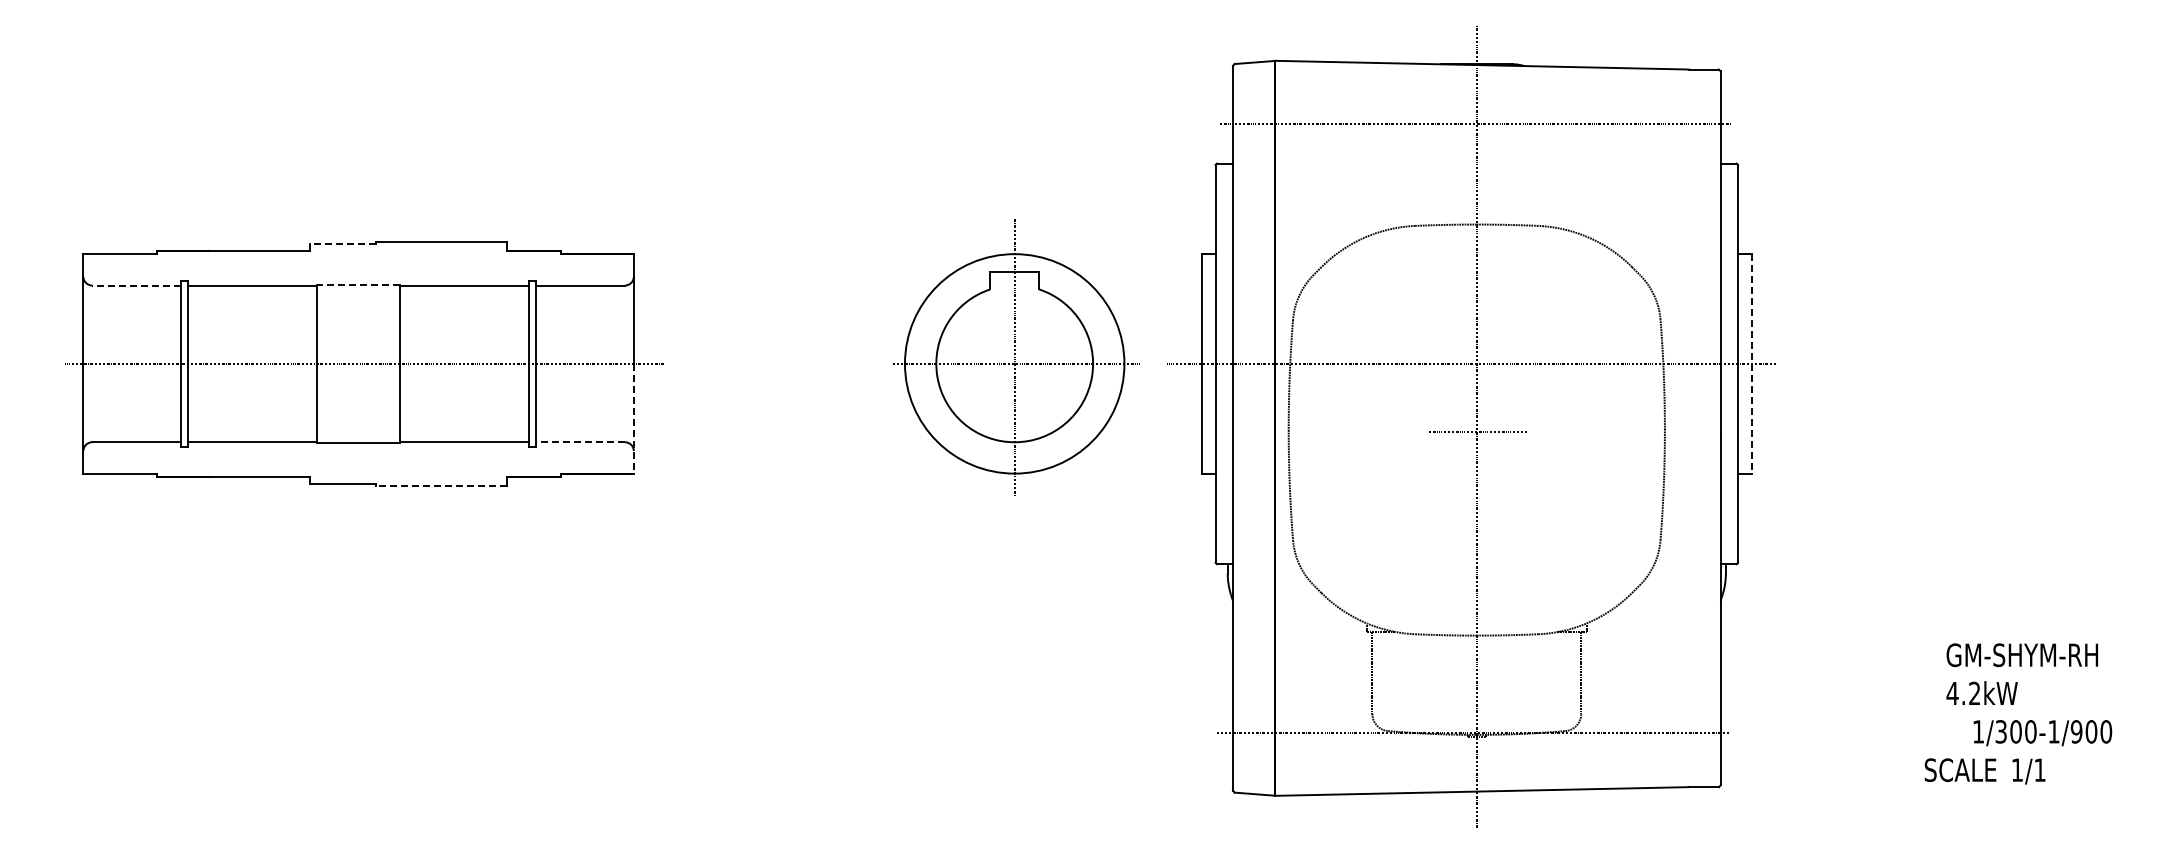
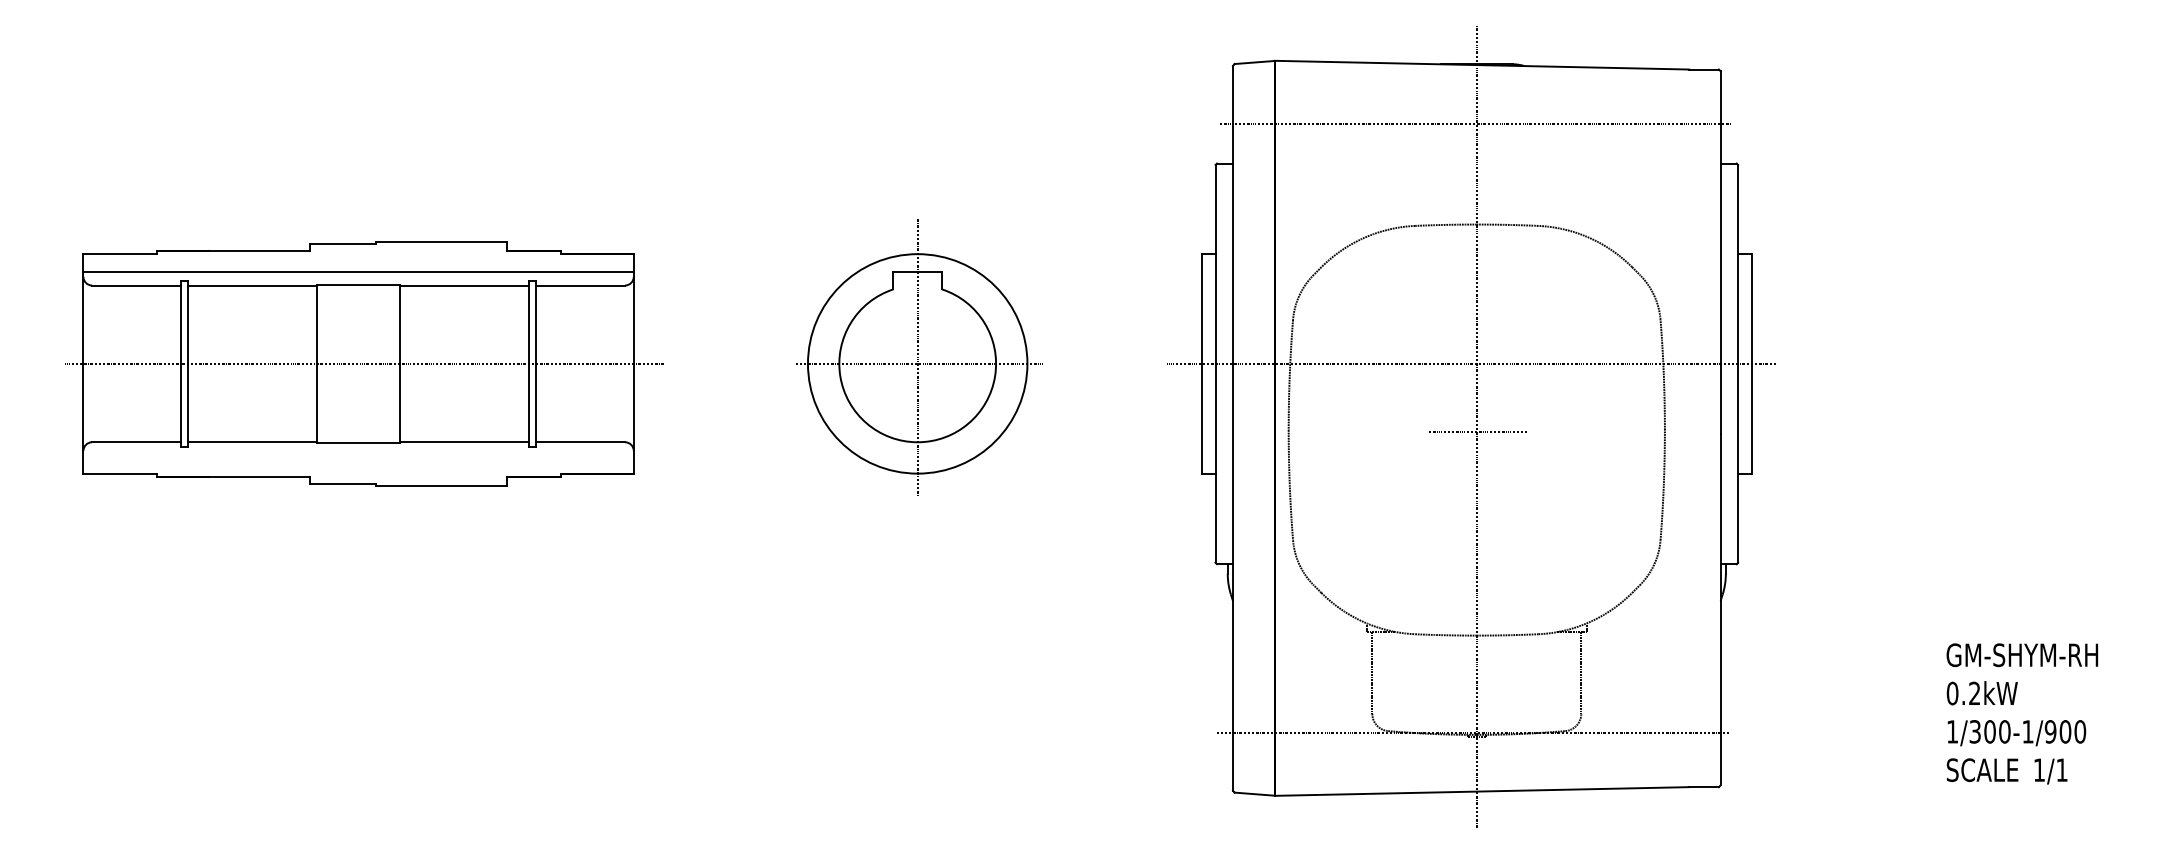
line: dashed -> solid (342, 243)
line: none -> present (358, 272)
line: dashed -> solid (358, 284)
line: dashed -> solid (136, 285)
part position: (1016, 357) -> (919, 357) (919, 357)
line: dashed -> solid (1752, 363)
line: dashed -> solid (633, 418)
line: dashed -> solid (580, 442)
line: dashed -> solid (440, 485)
text: 4.2kW -> 0.2kW (1952, 693)
text position: (2042, 733) -> (2016, 733) (2016, 733)
text position: (1984, 771) -> (2006, 771) (2006, 771)
